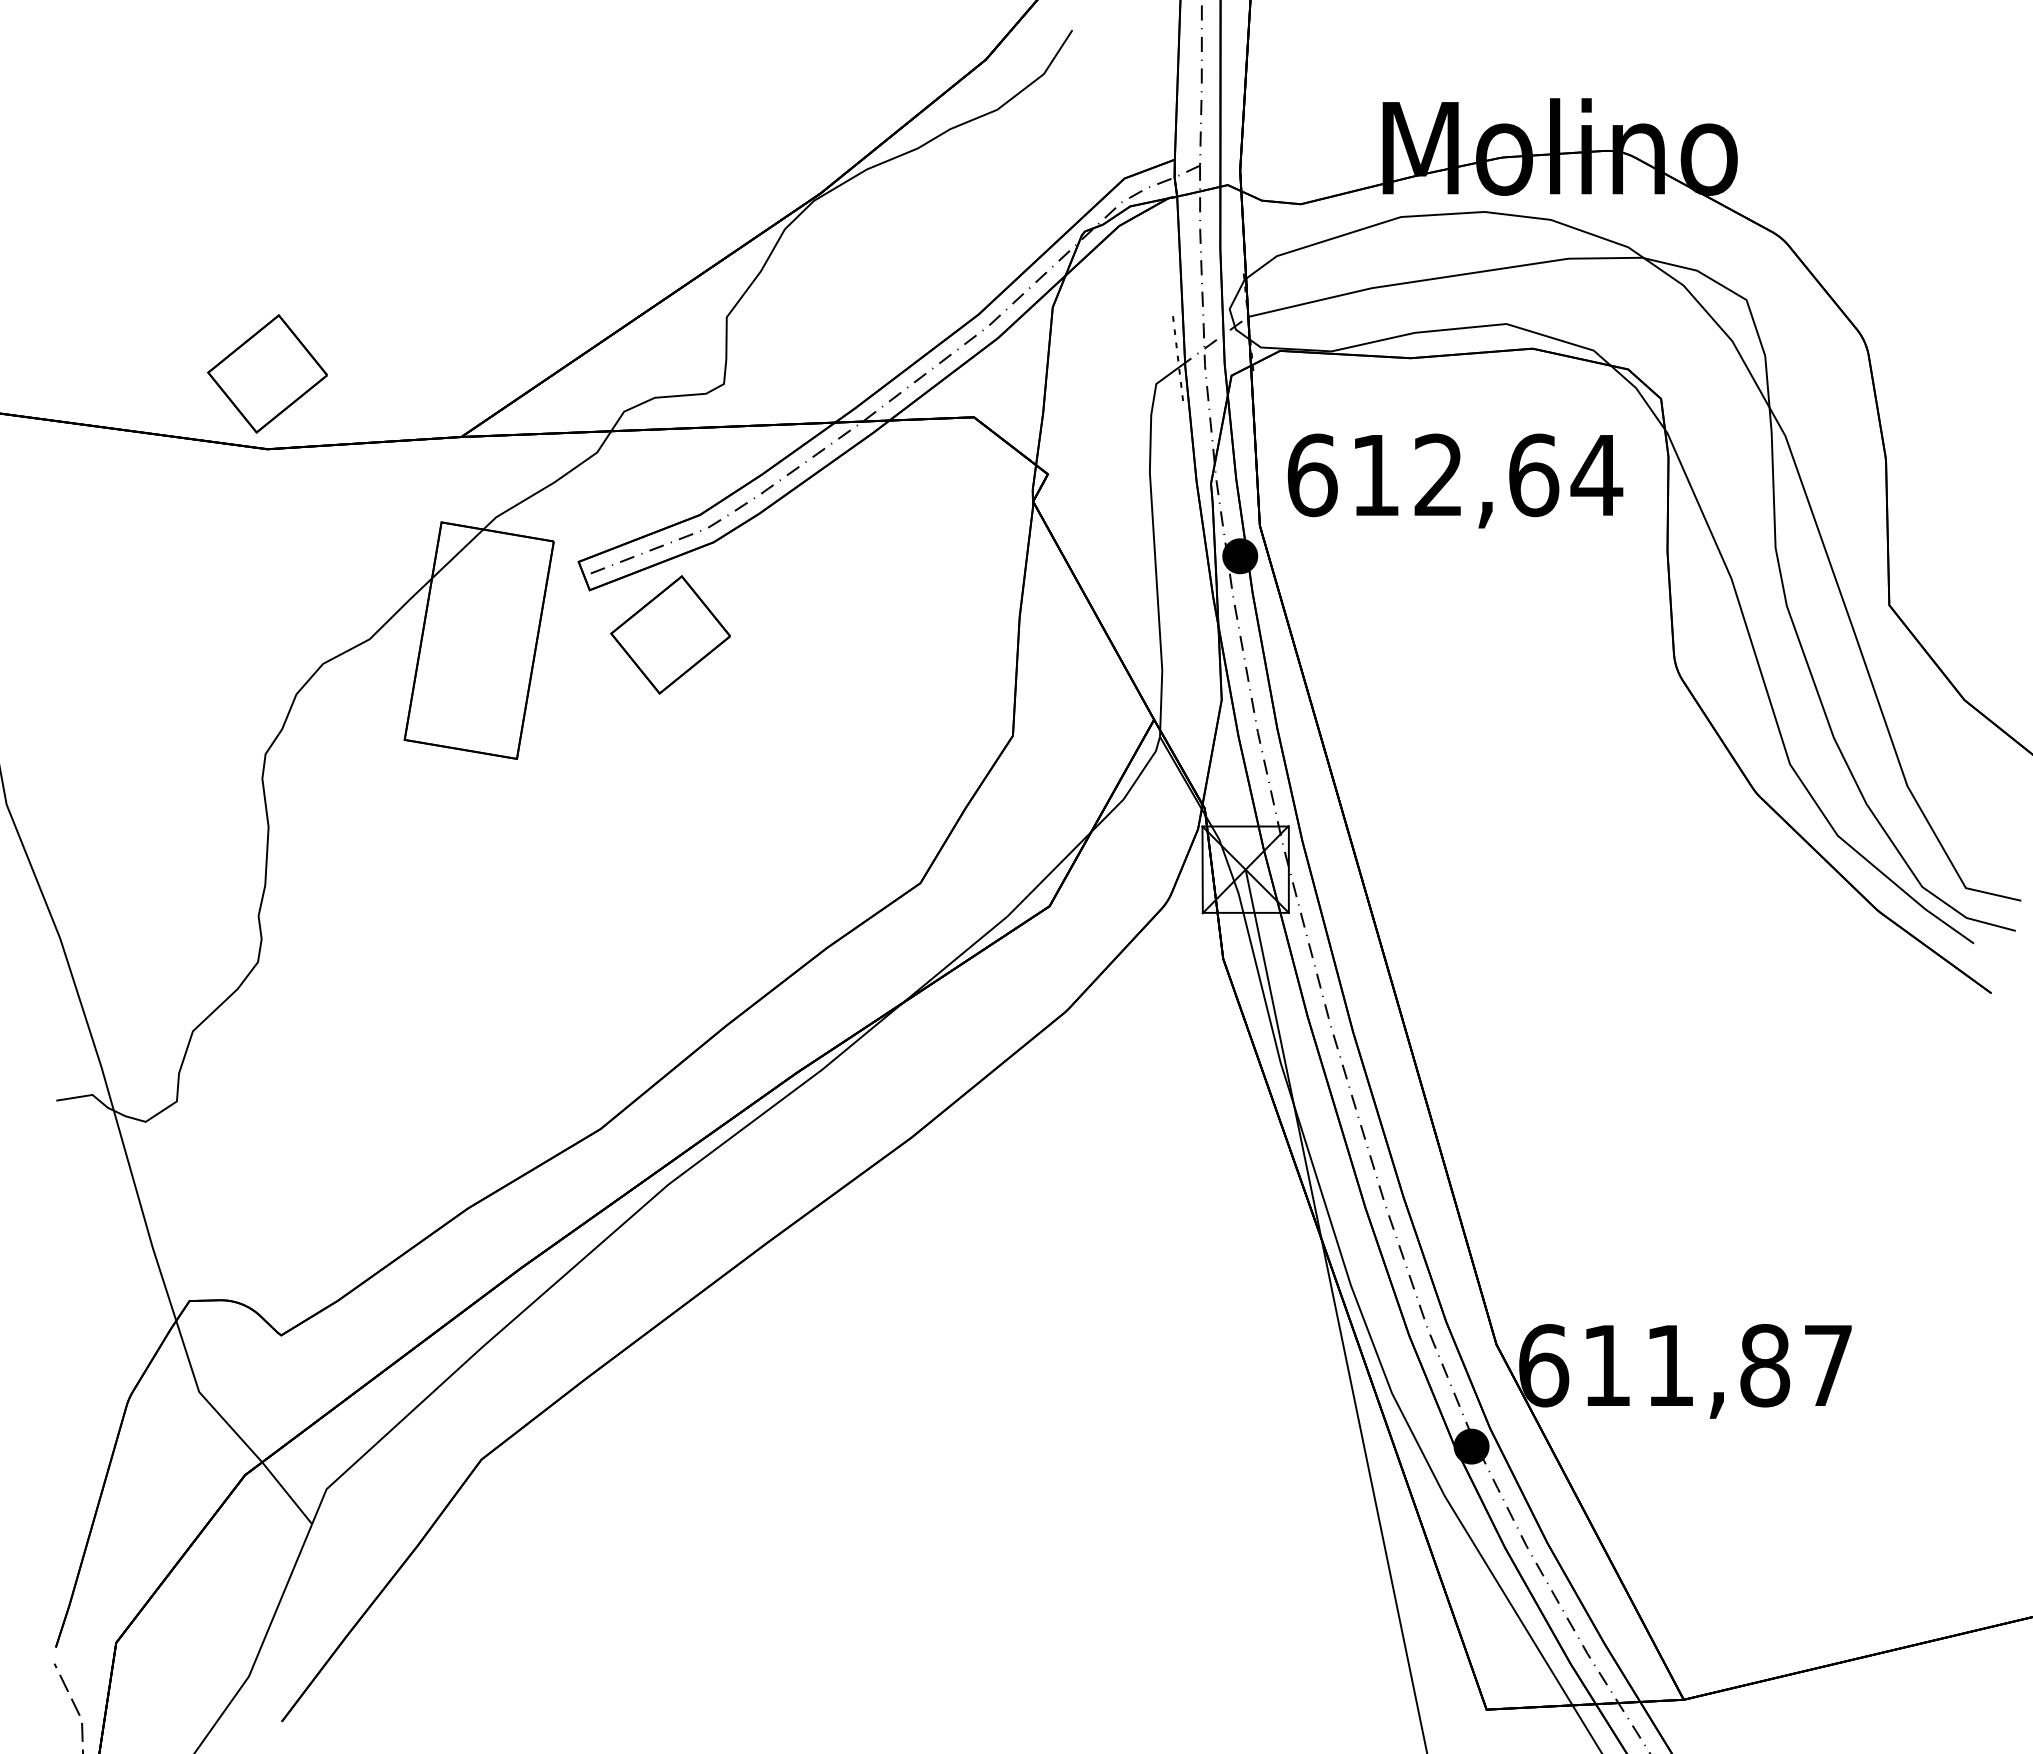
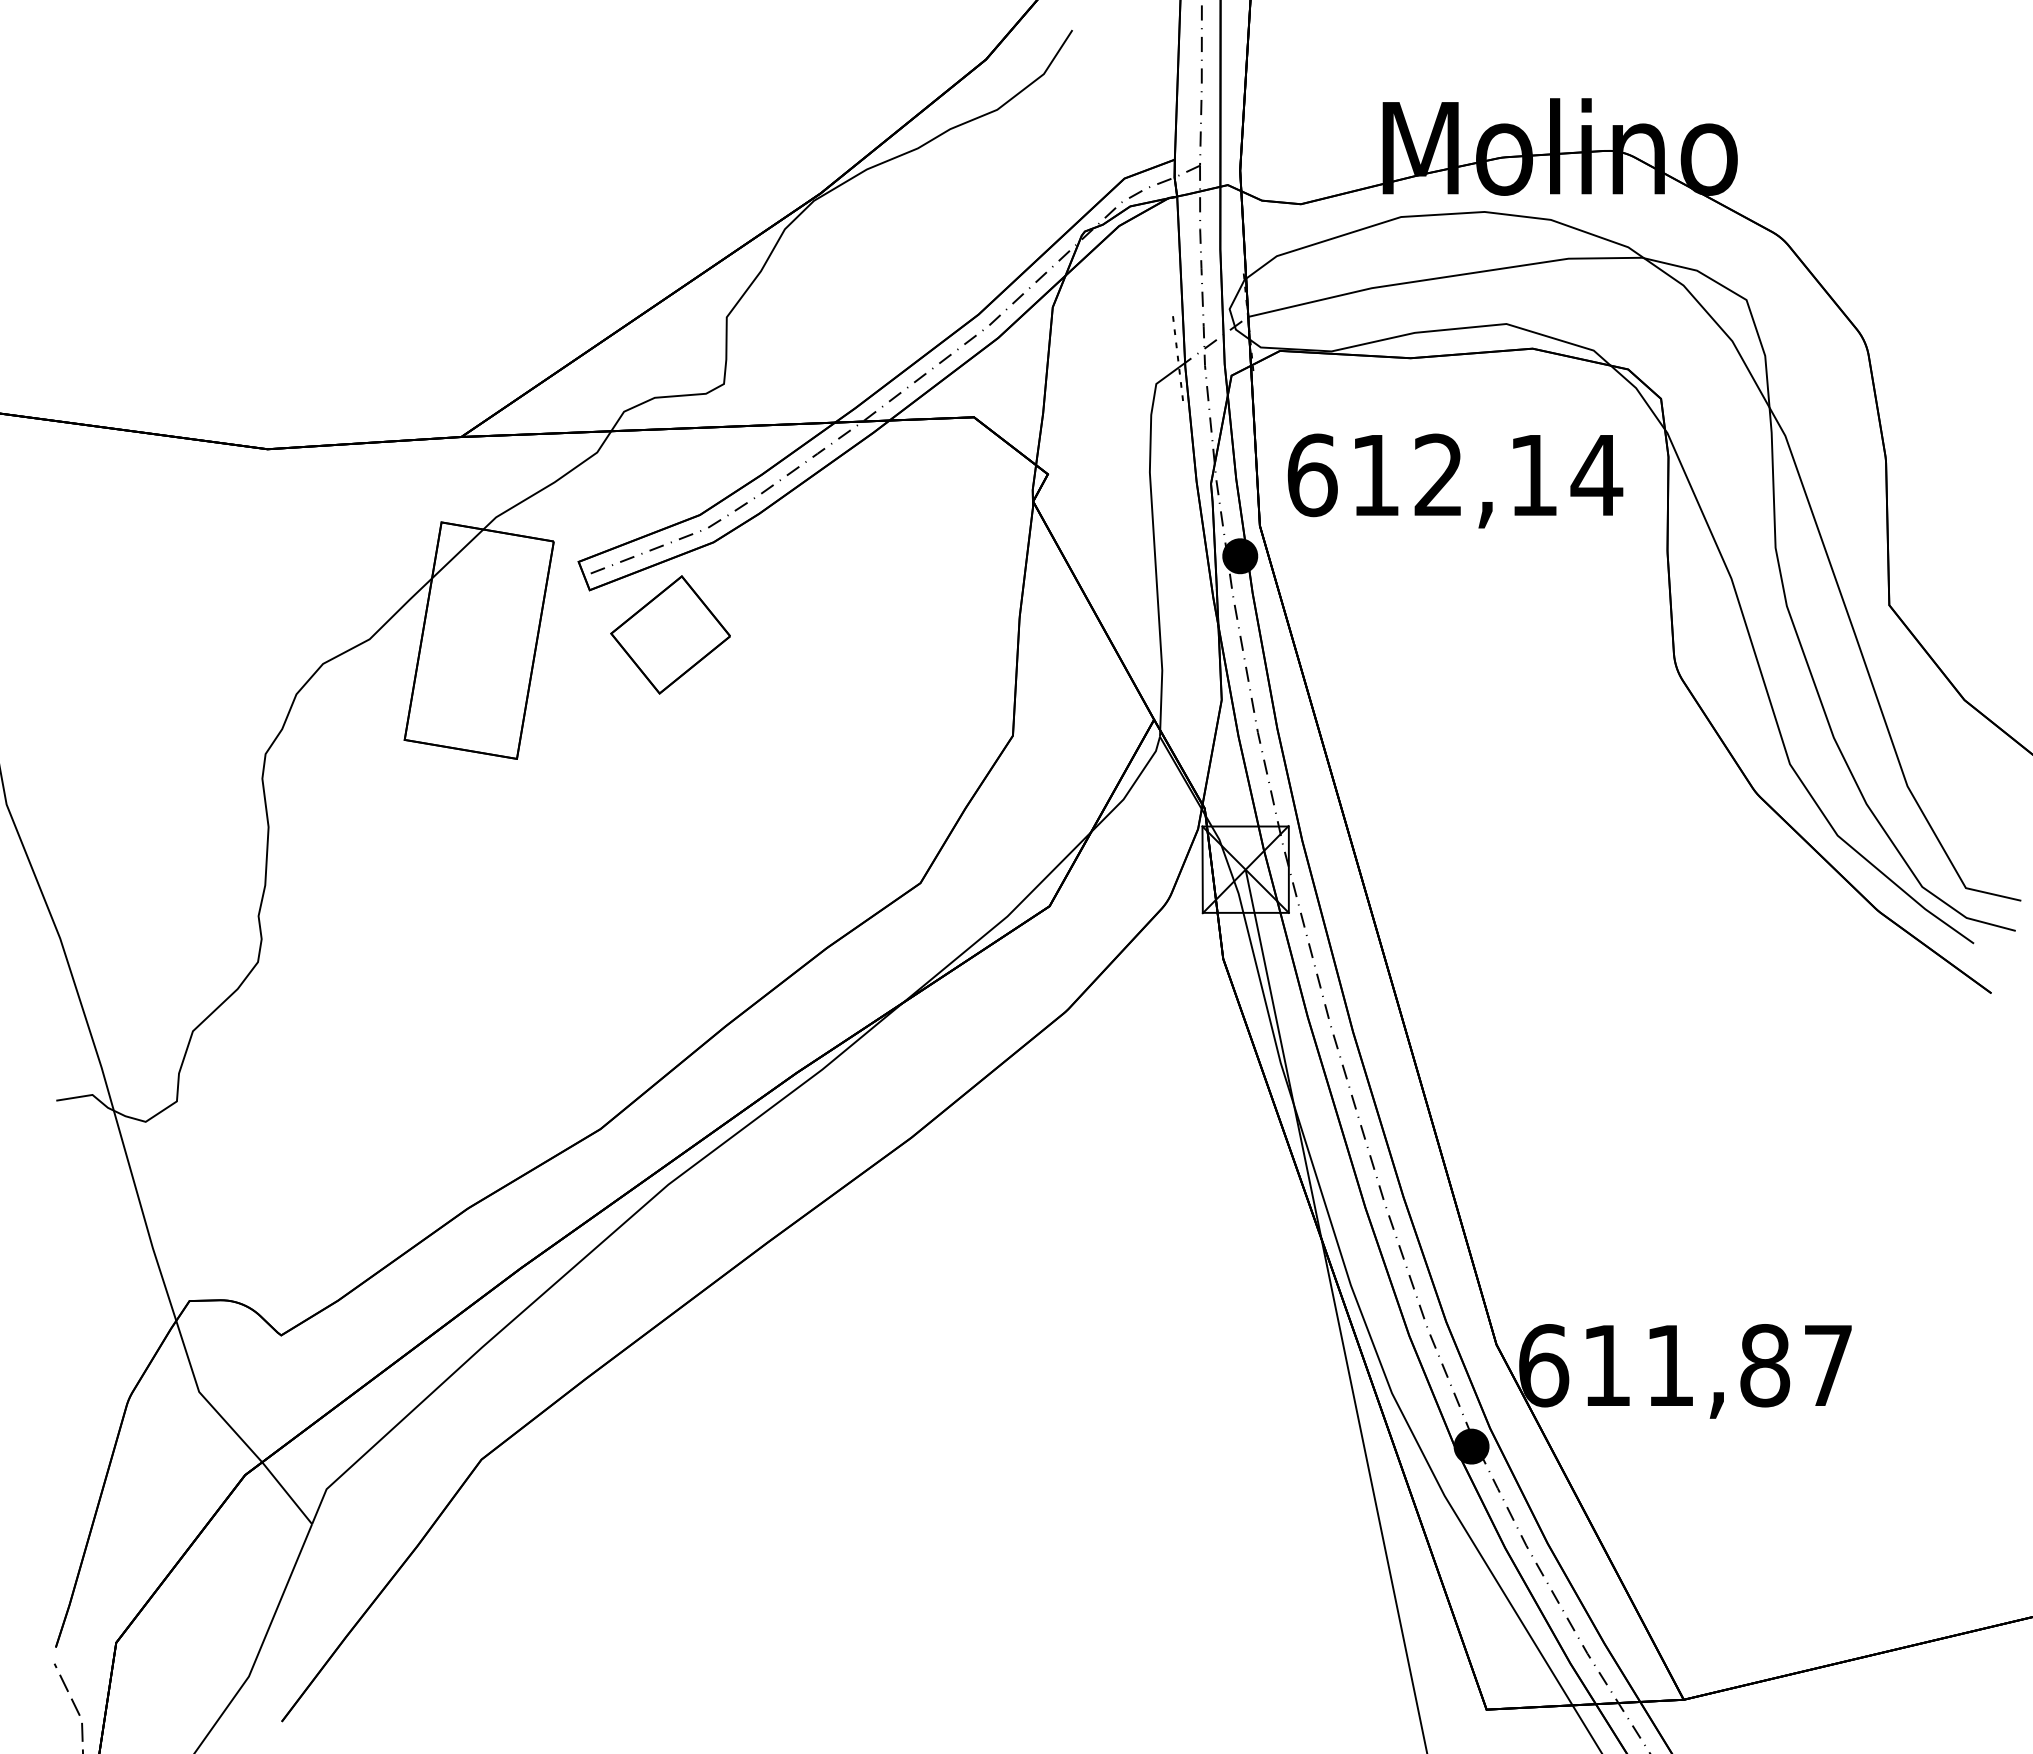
part: present -> none (267, 373)
text: 612,64 -> 612,14 (1534, 475)
